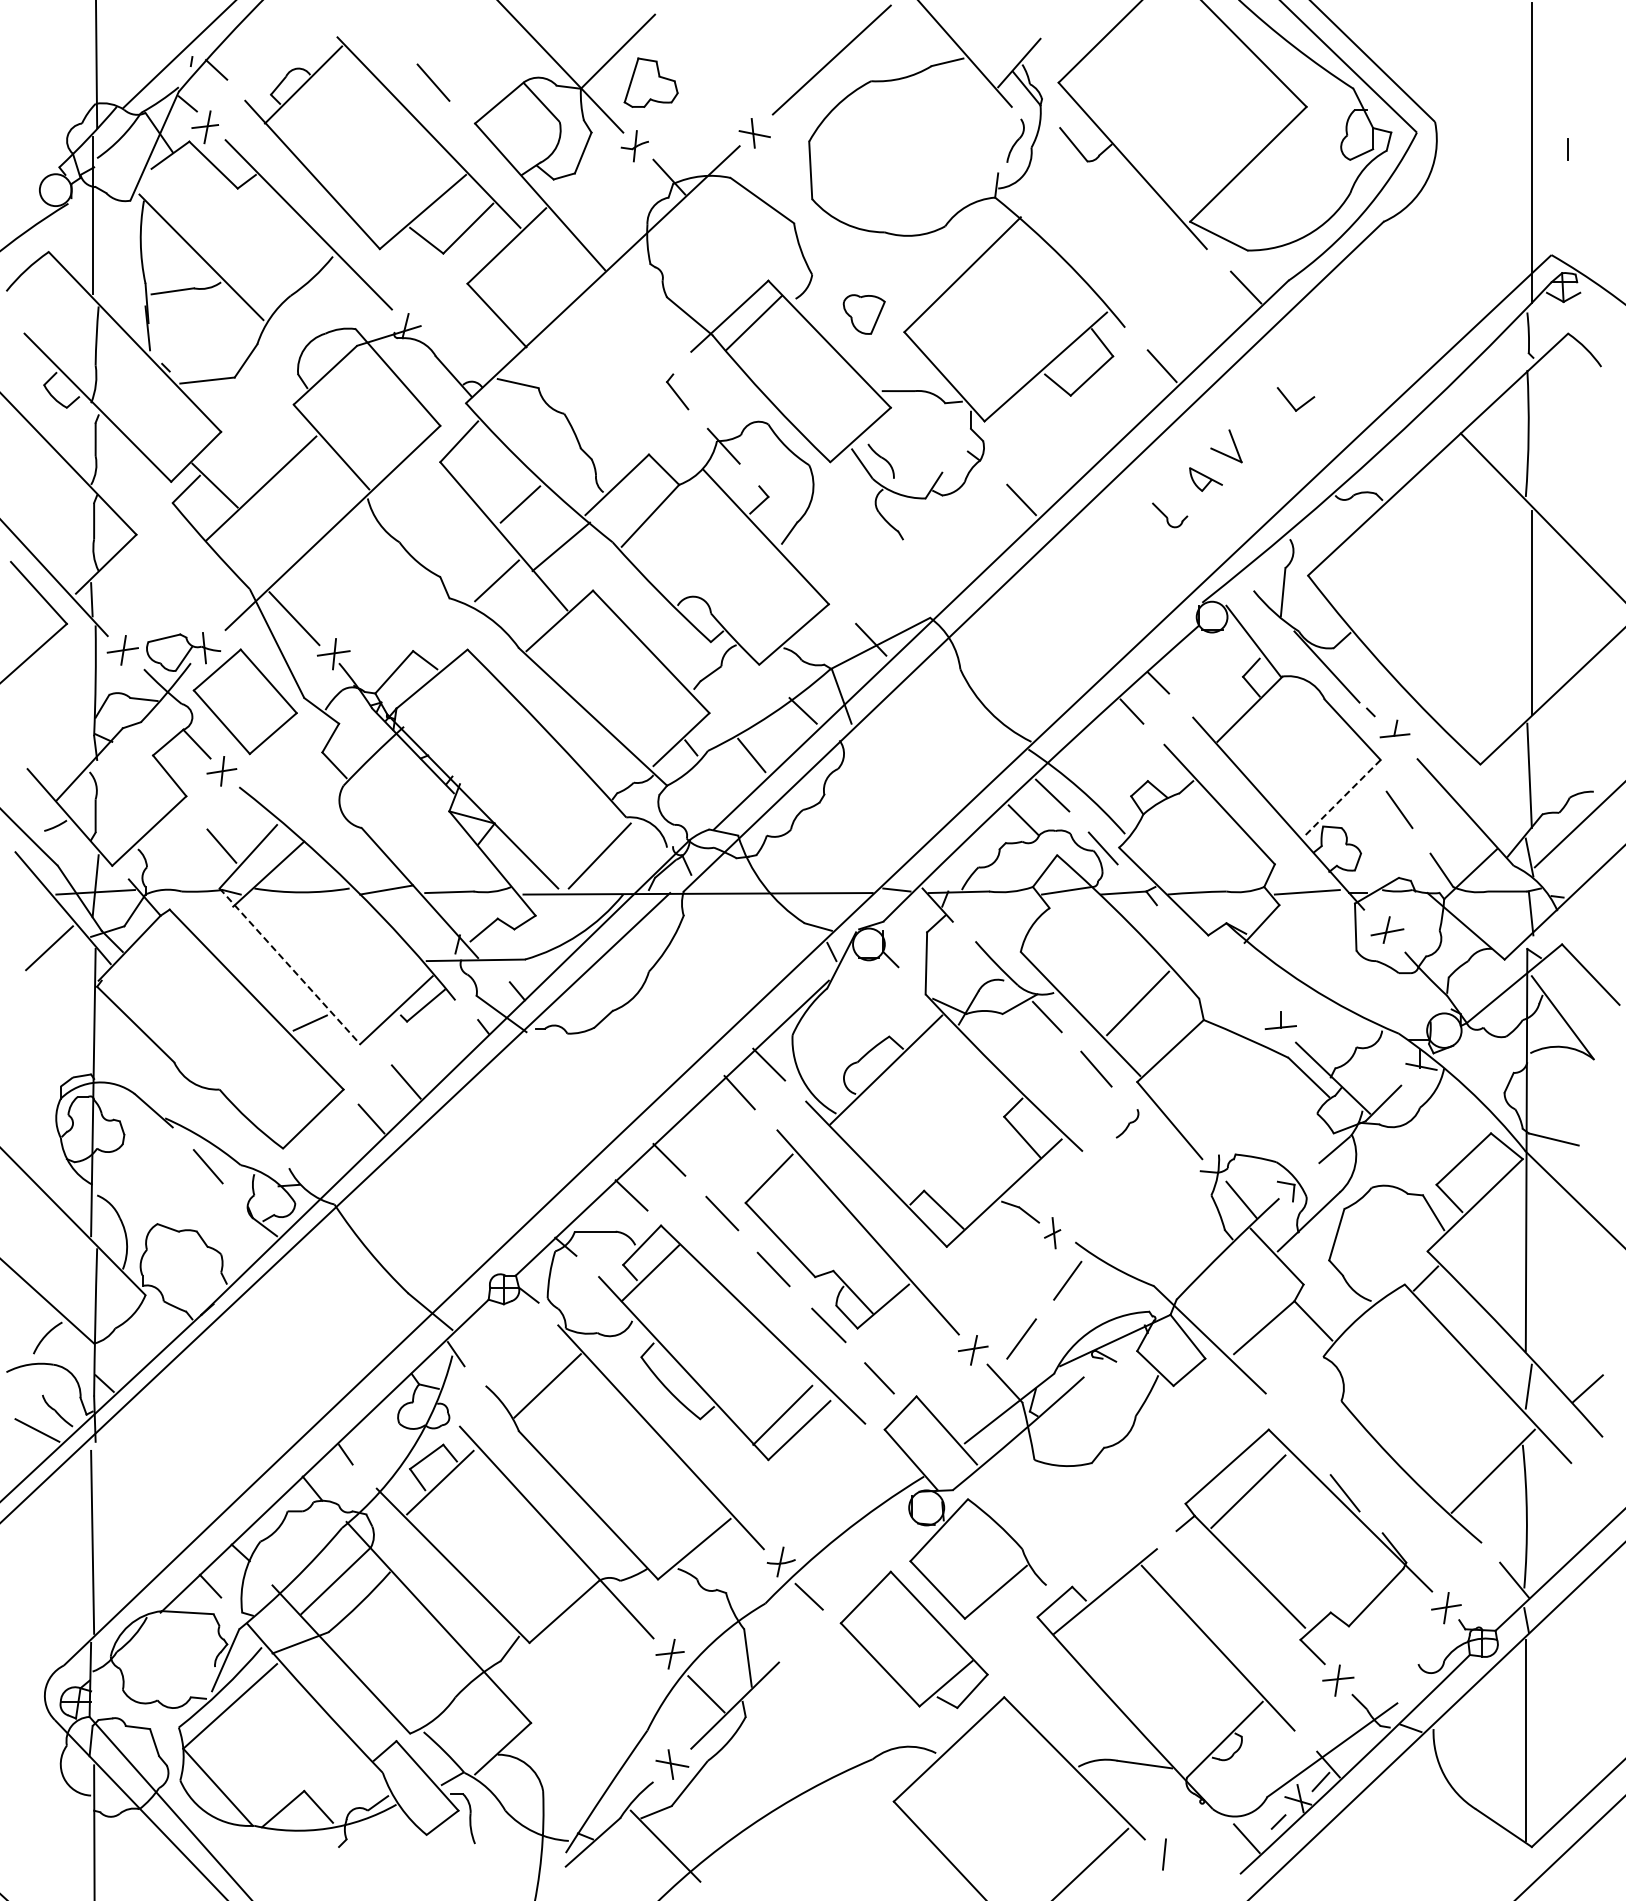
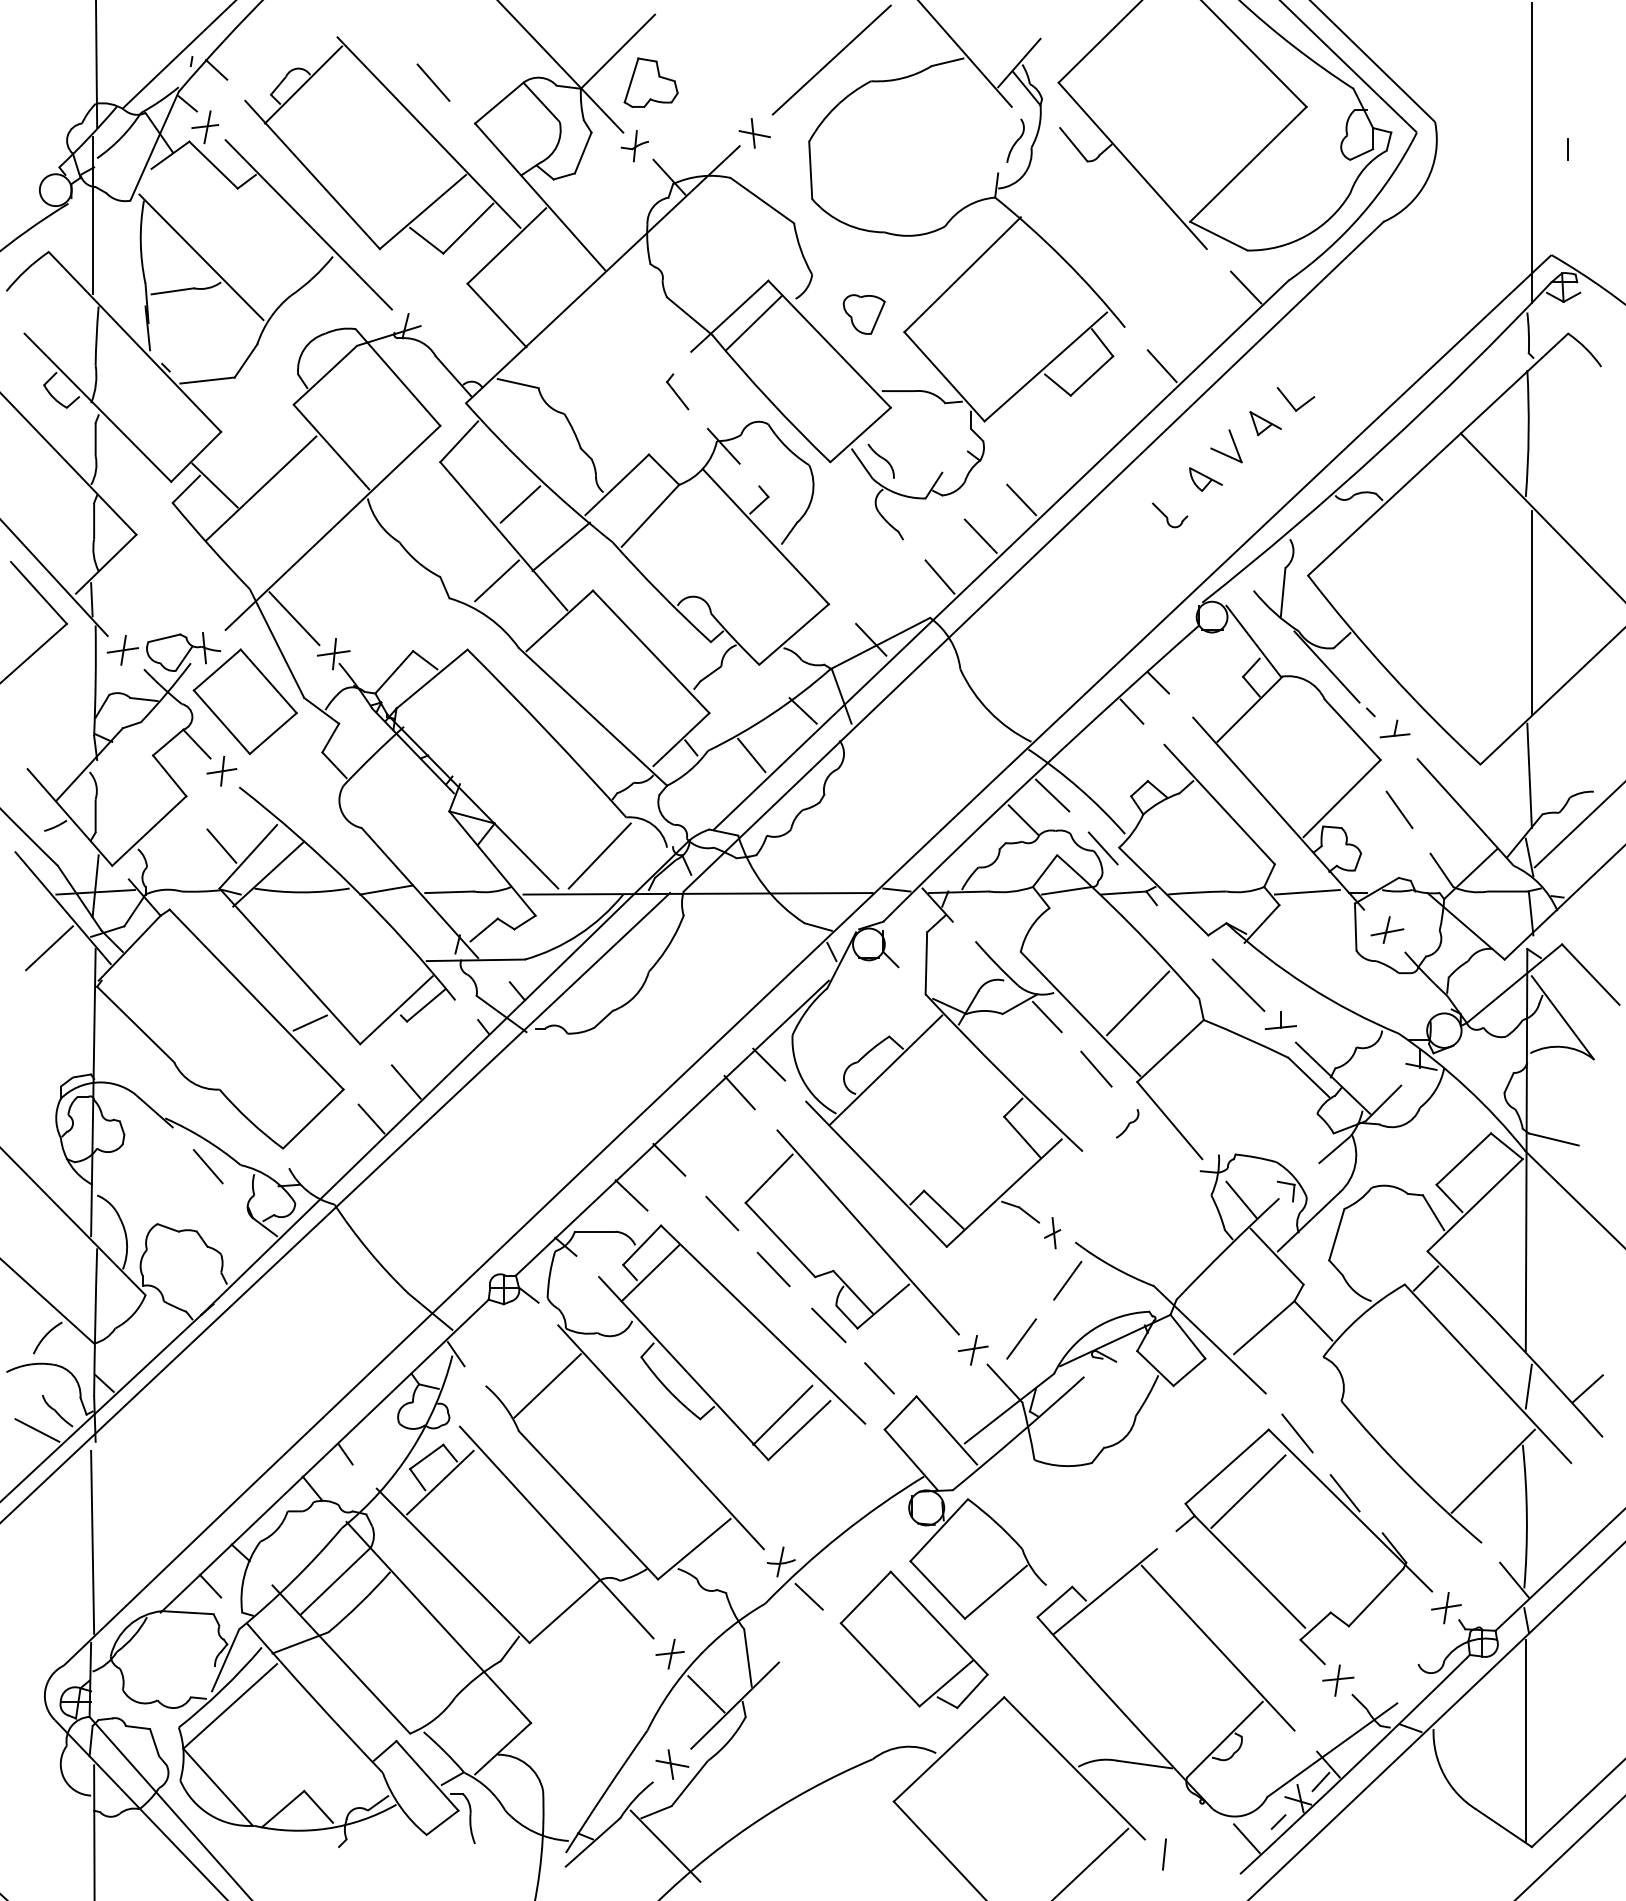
part: none -> present (1265, 423)
line: none -> present (980, 535)
line: none -> present (939, 576)
line: dashed -> solid (1342, 798)
line: dashed -> solid (289, 966)
line: none -> present (1238, 984)
line: none -> present (1297, 1433)
